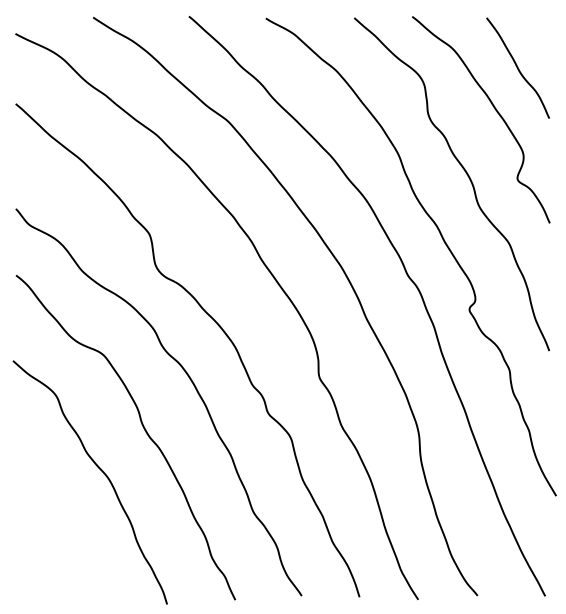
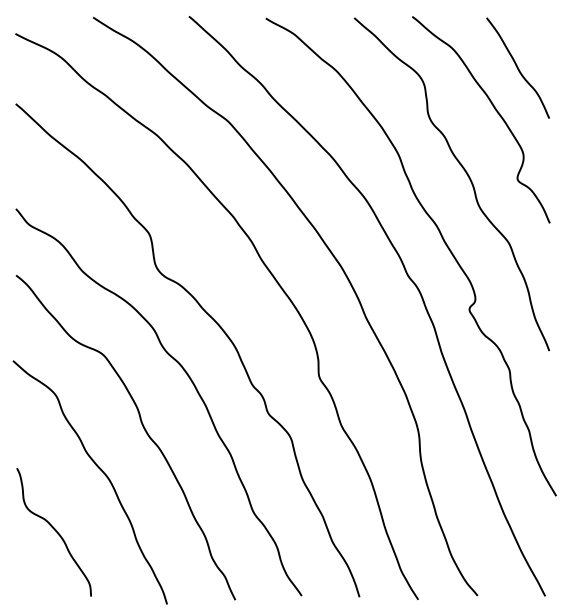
curve: none -> present (54, 530)
